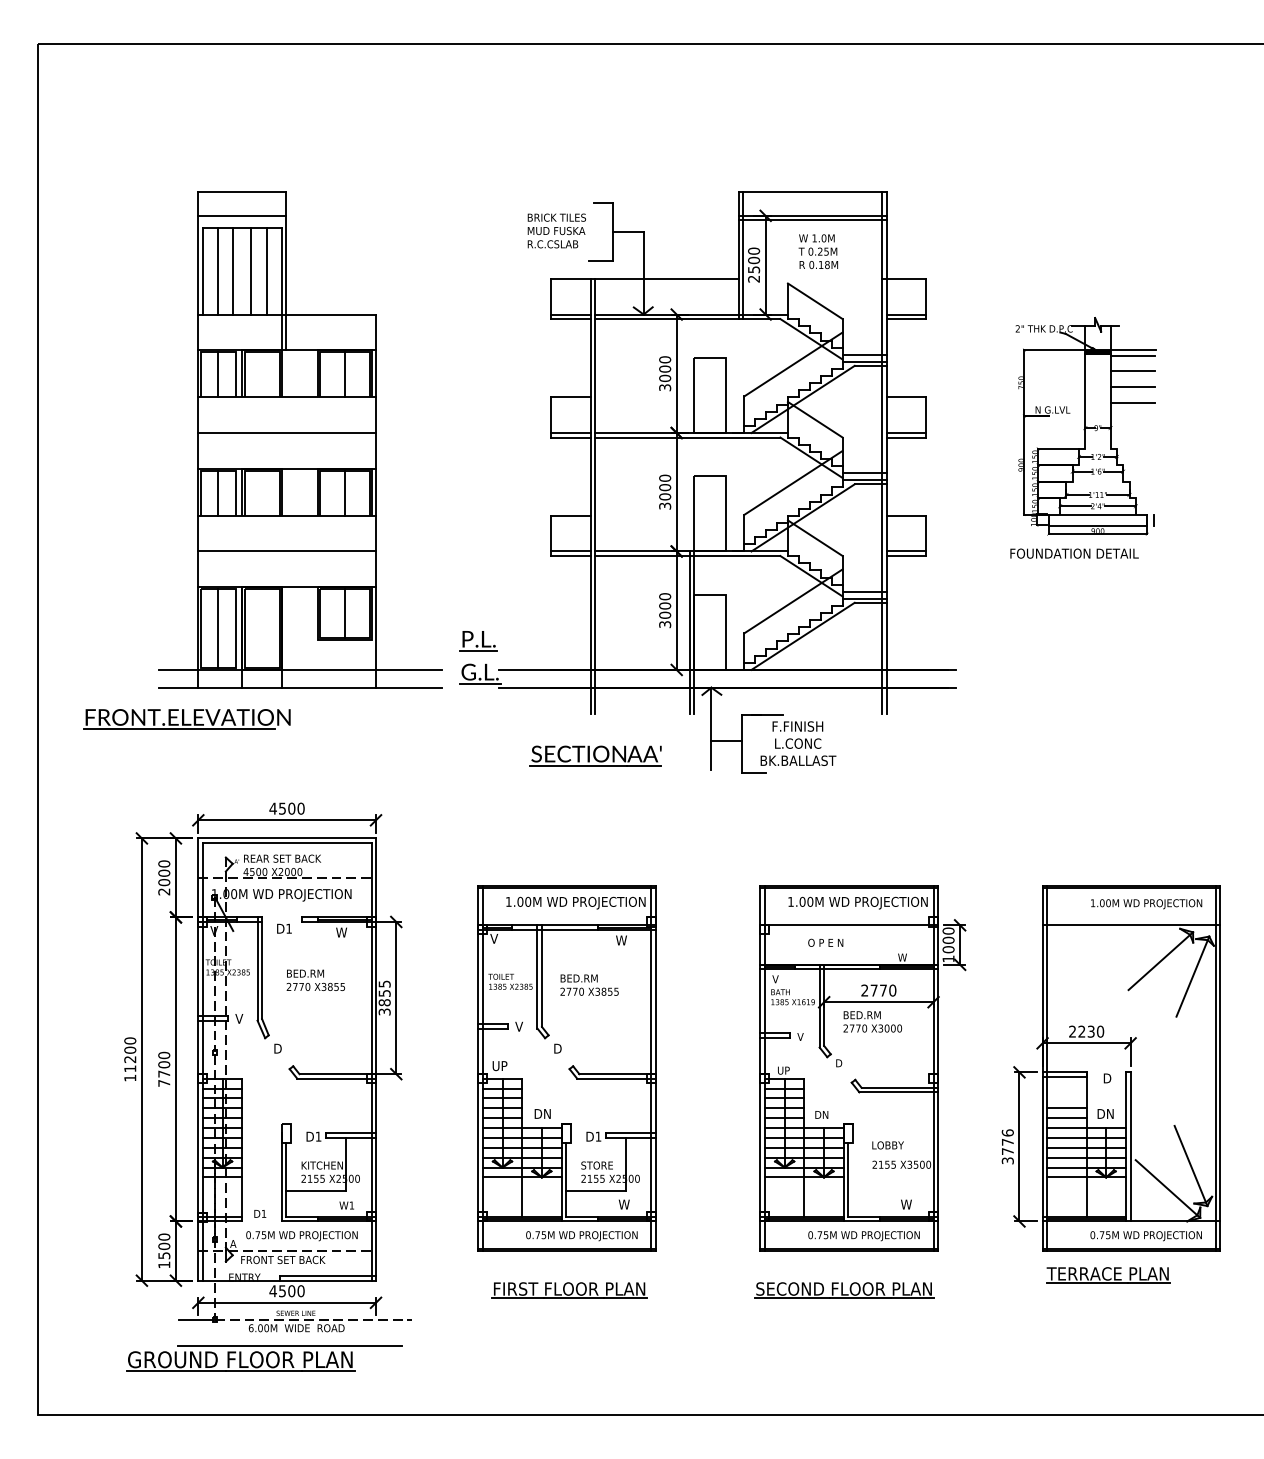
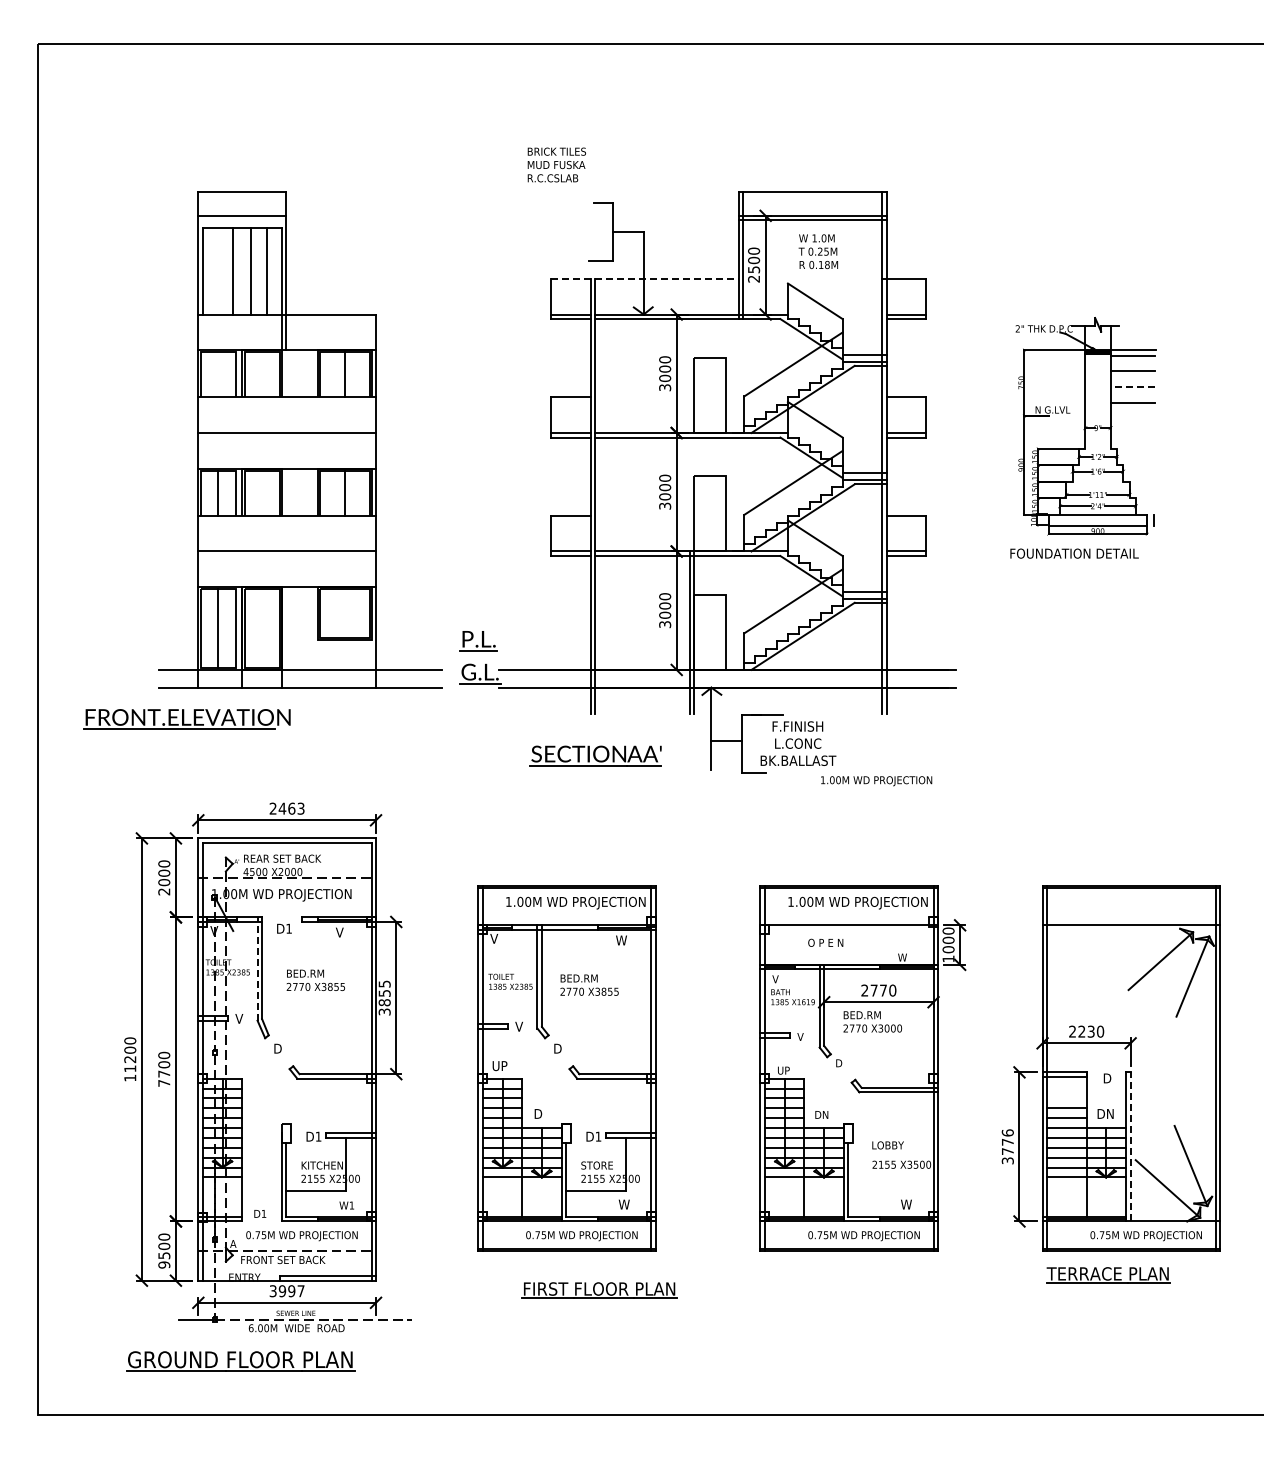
text position: (556, 230) -> (556, 164) (556, 164)
line: present -> none (218, 270)
line: solid -> dashed (645, 279)
line: present -> none (218, 374)
line: solid -> dashed (1132, 387)
line: present -> none (345, 613)
text: 4500 -> 2463 (286, 808)
text position: (1146, 904) -> (876, 781) (876, 781)
text: W -> V (341, 932)
line: solid -> dashed (257, 969)
text: DN -> D (547, 1113)
line: solid -> dashed (1130, 1146)
text: 1500 -> 9500 (164, 1264)
part position: (569, 1290) -> (599, 1290) (599, 1290)
part: present -> none (844, 1290)
text: 4500 -> 3997 (286, 1291)
line: present -> none (289, 1345)
